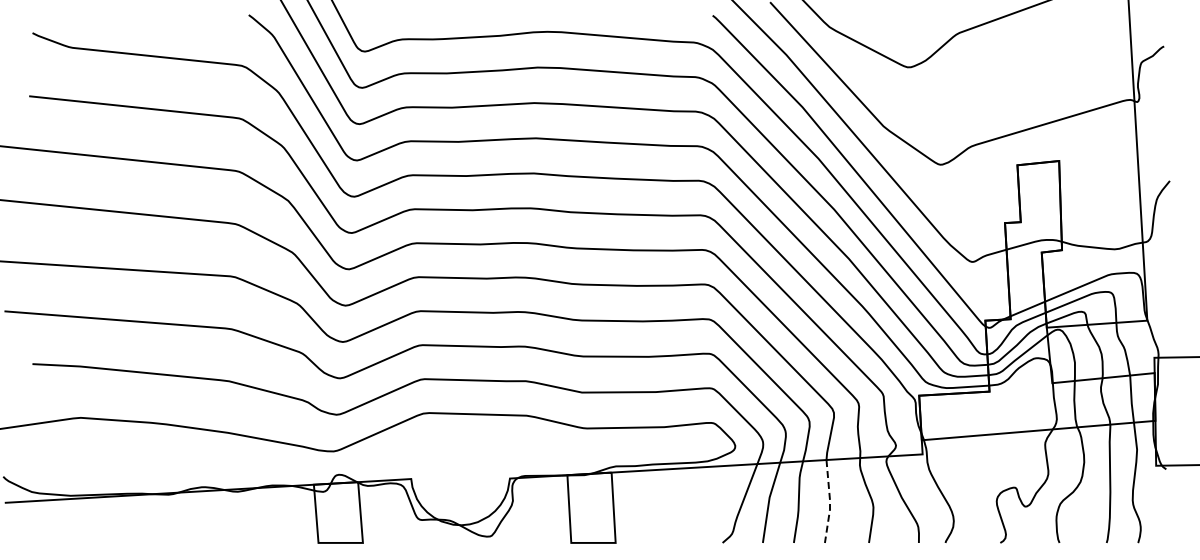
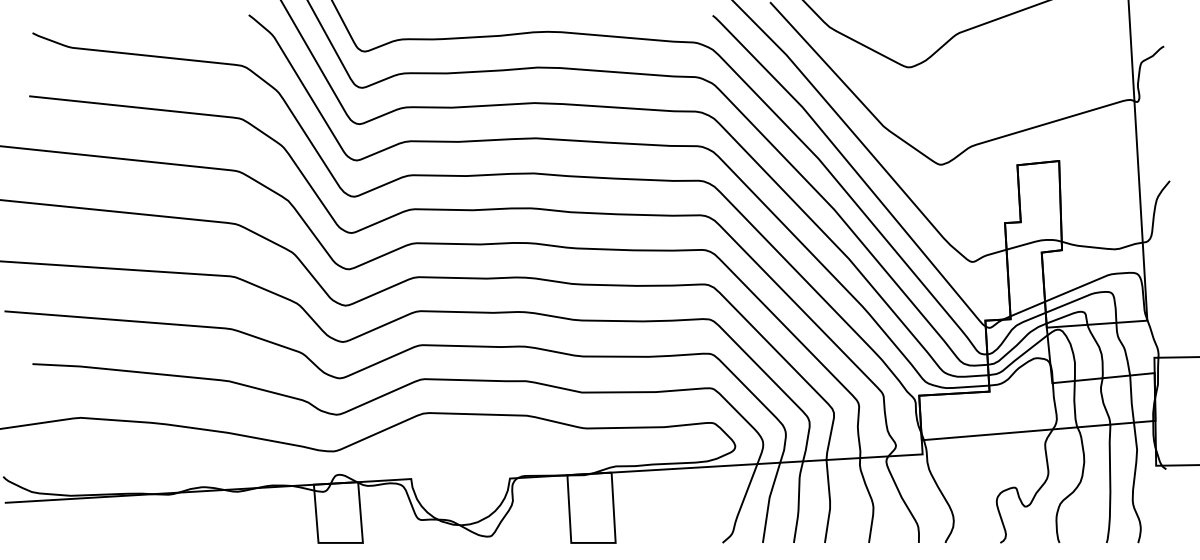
line: dashed -> solid (830, 502)
